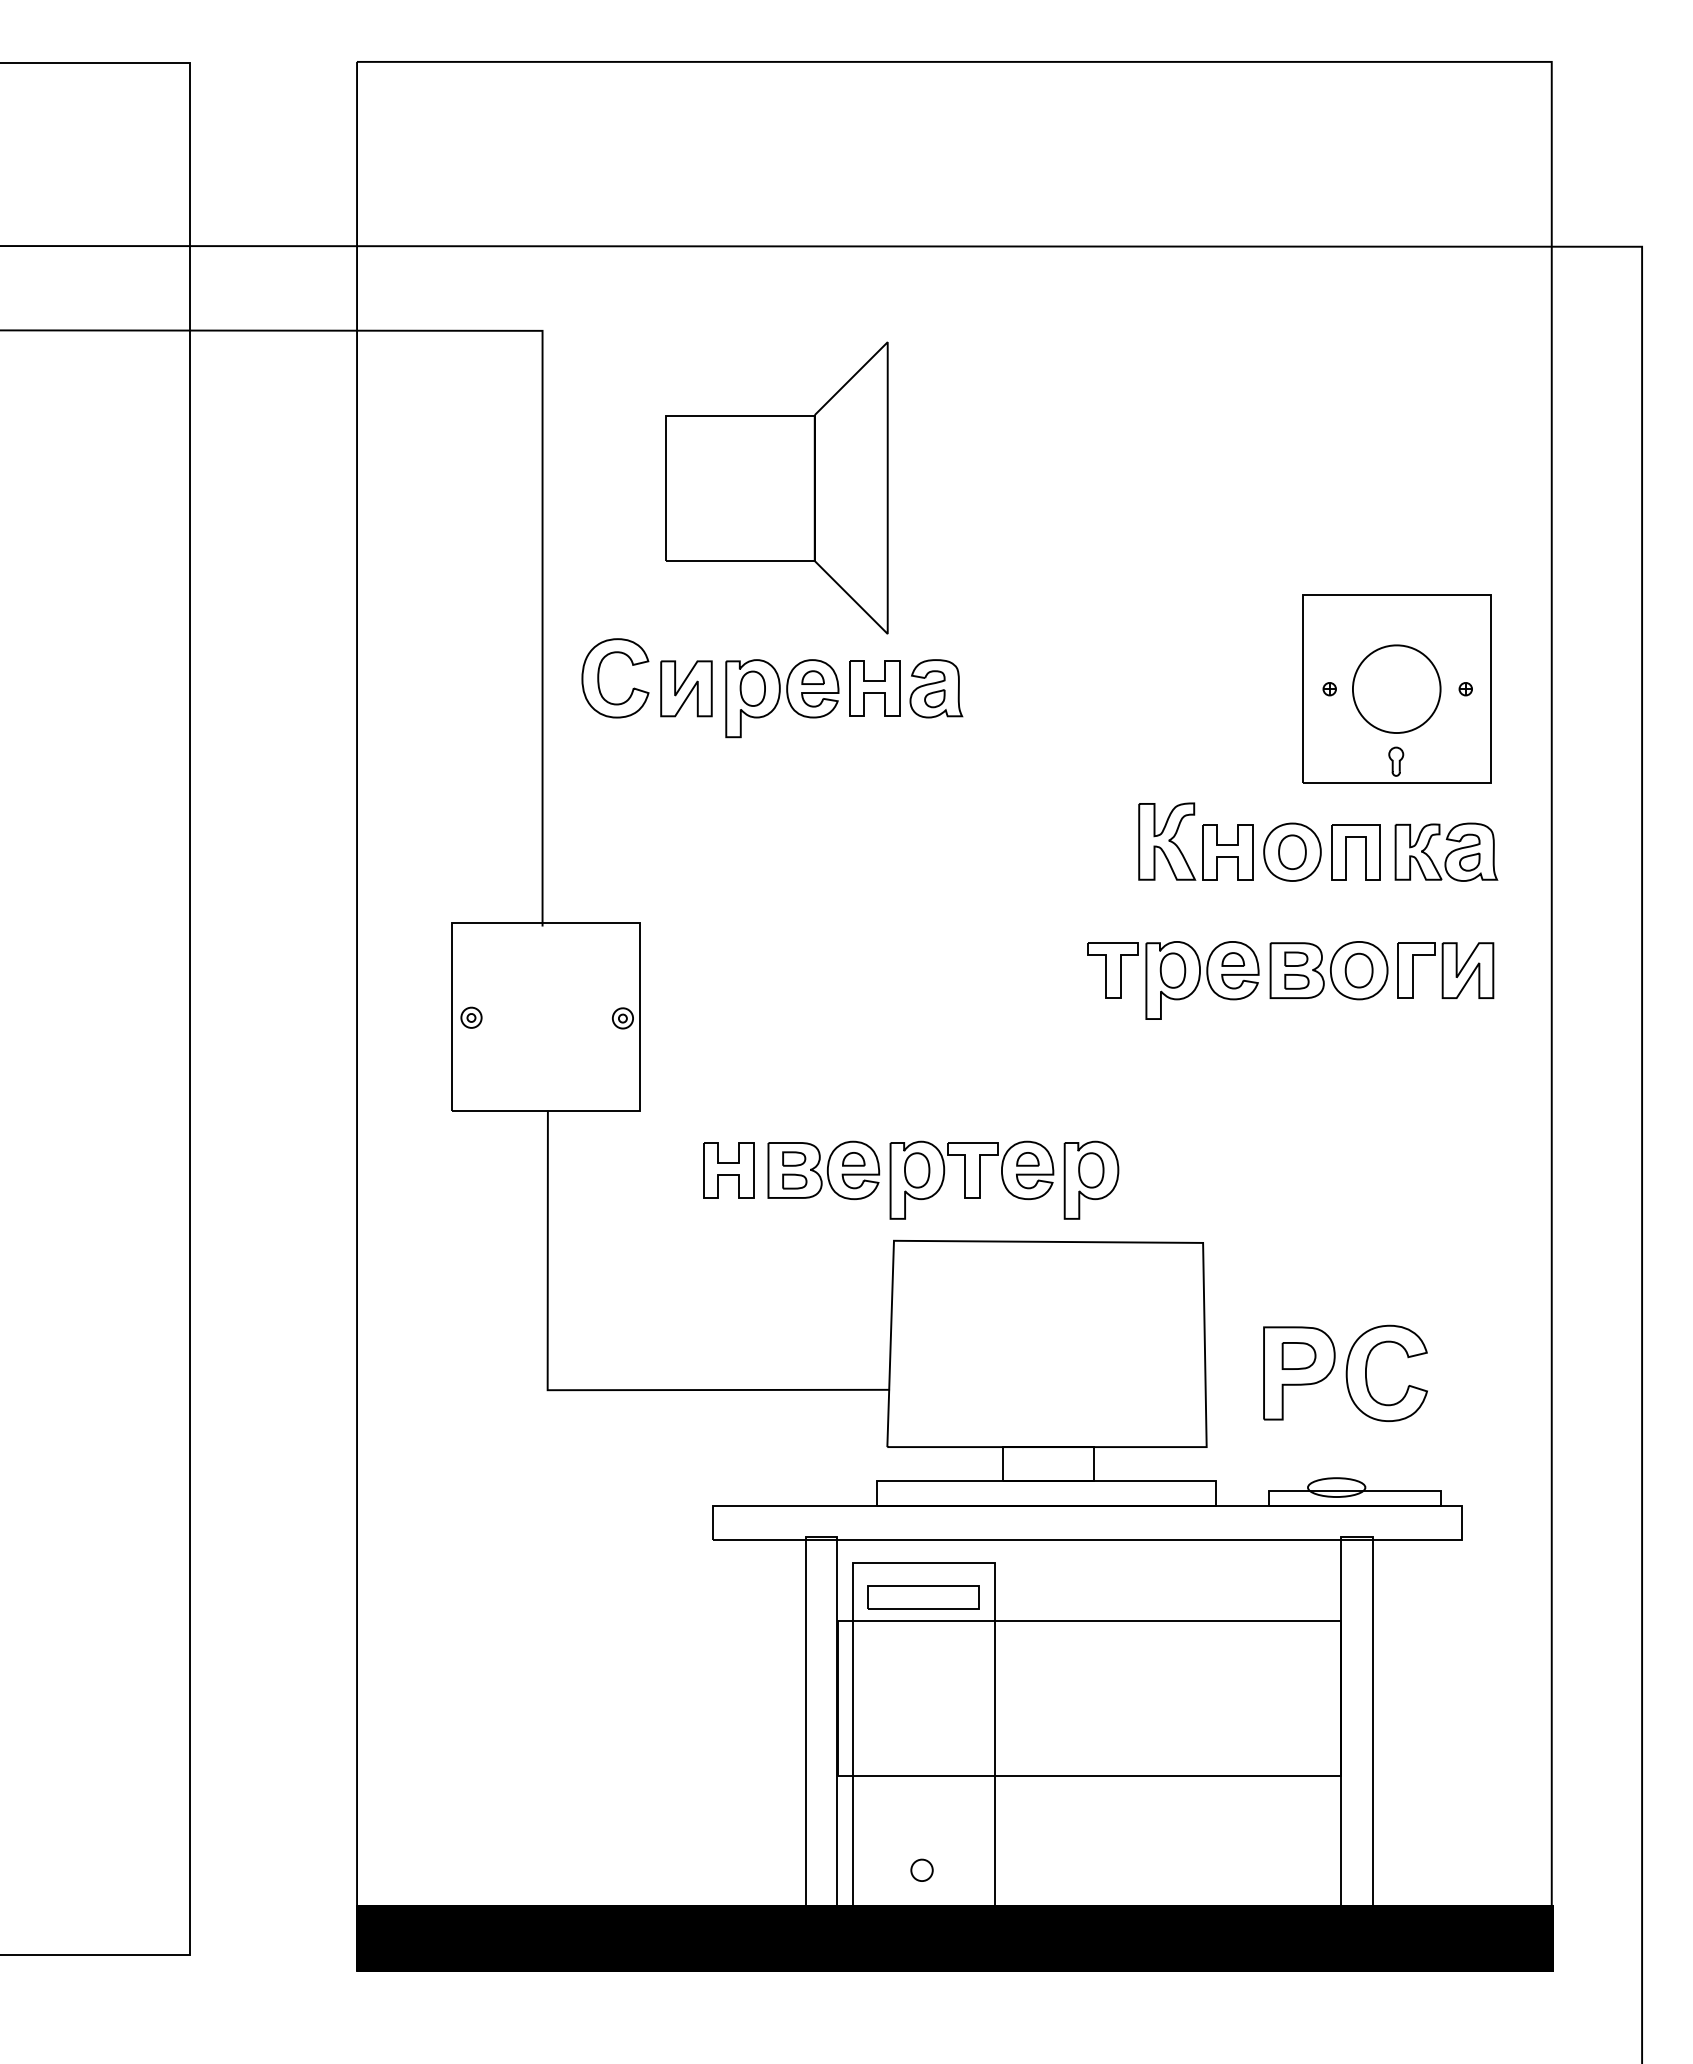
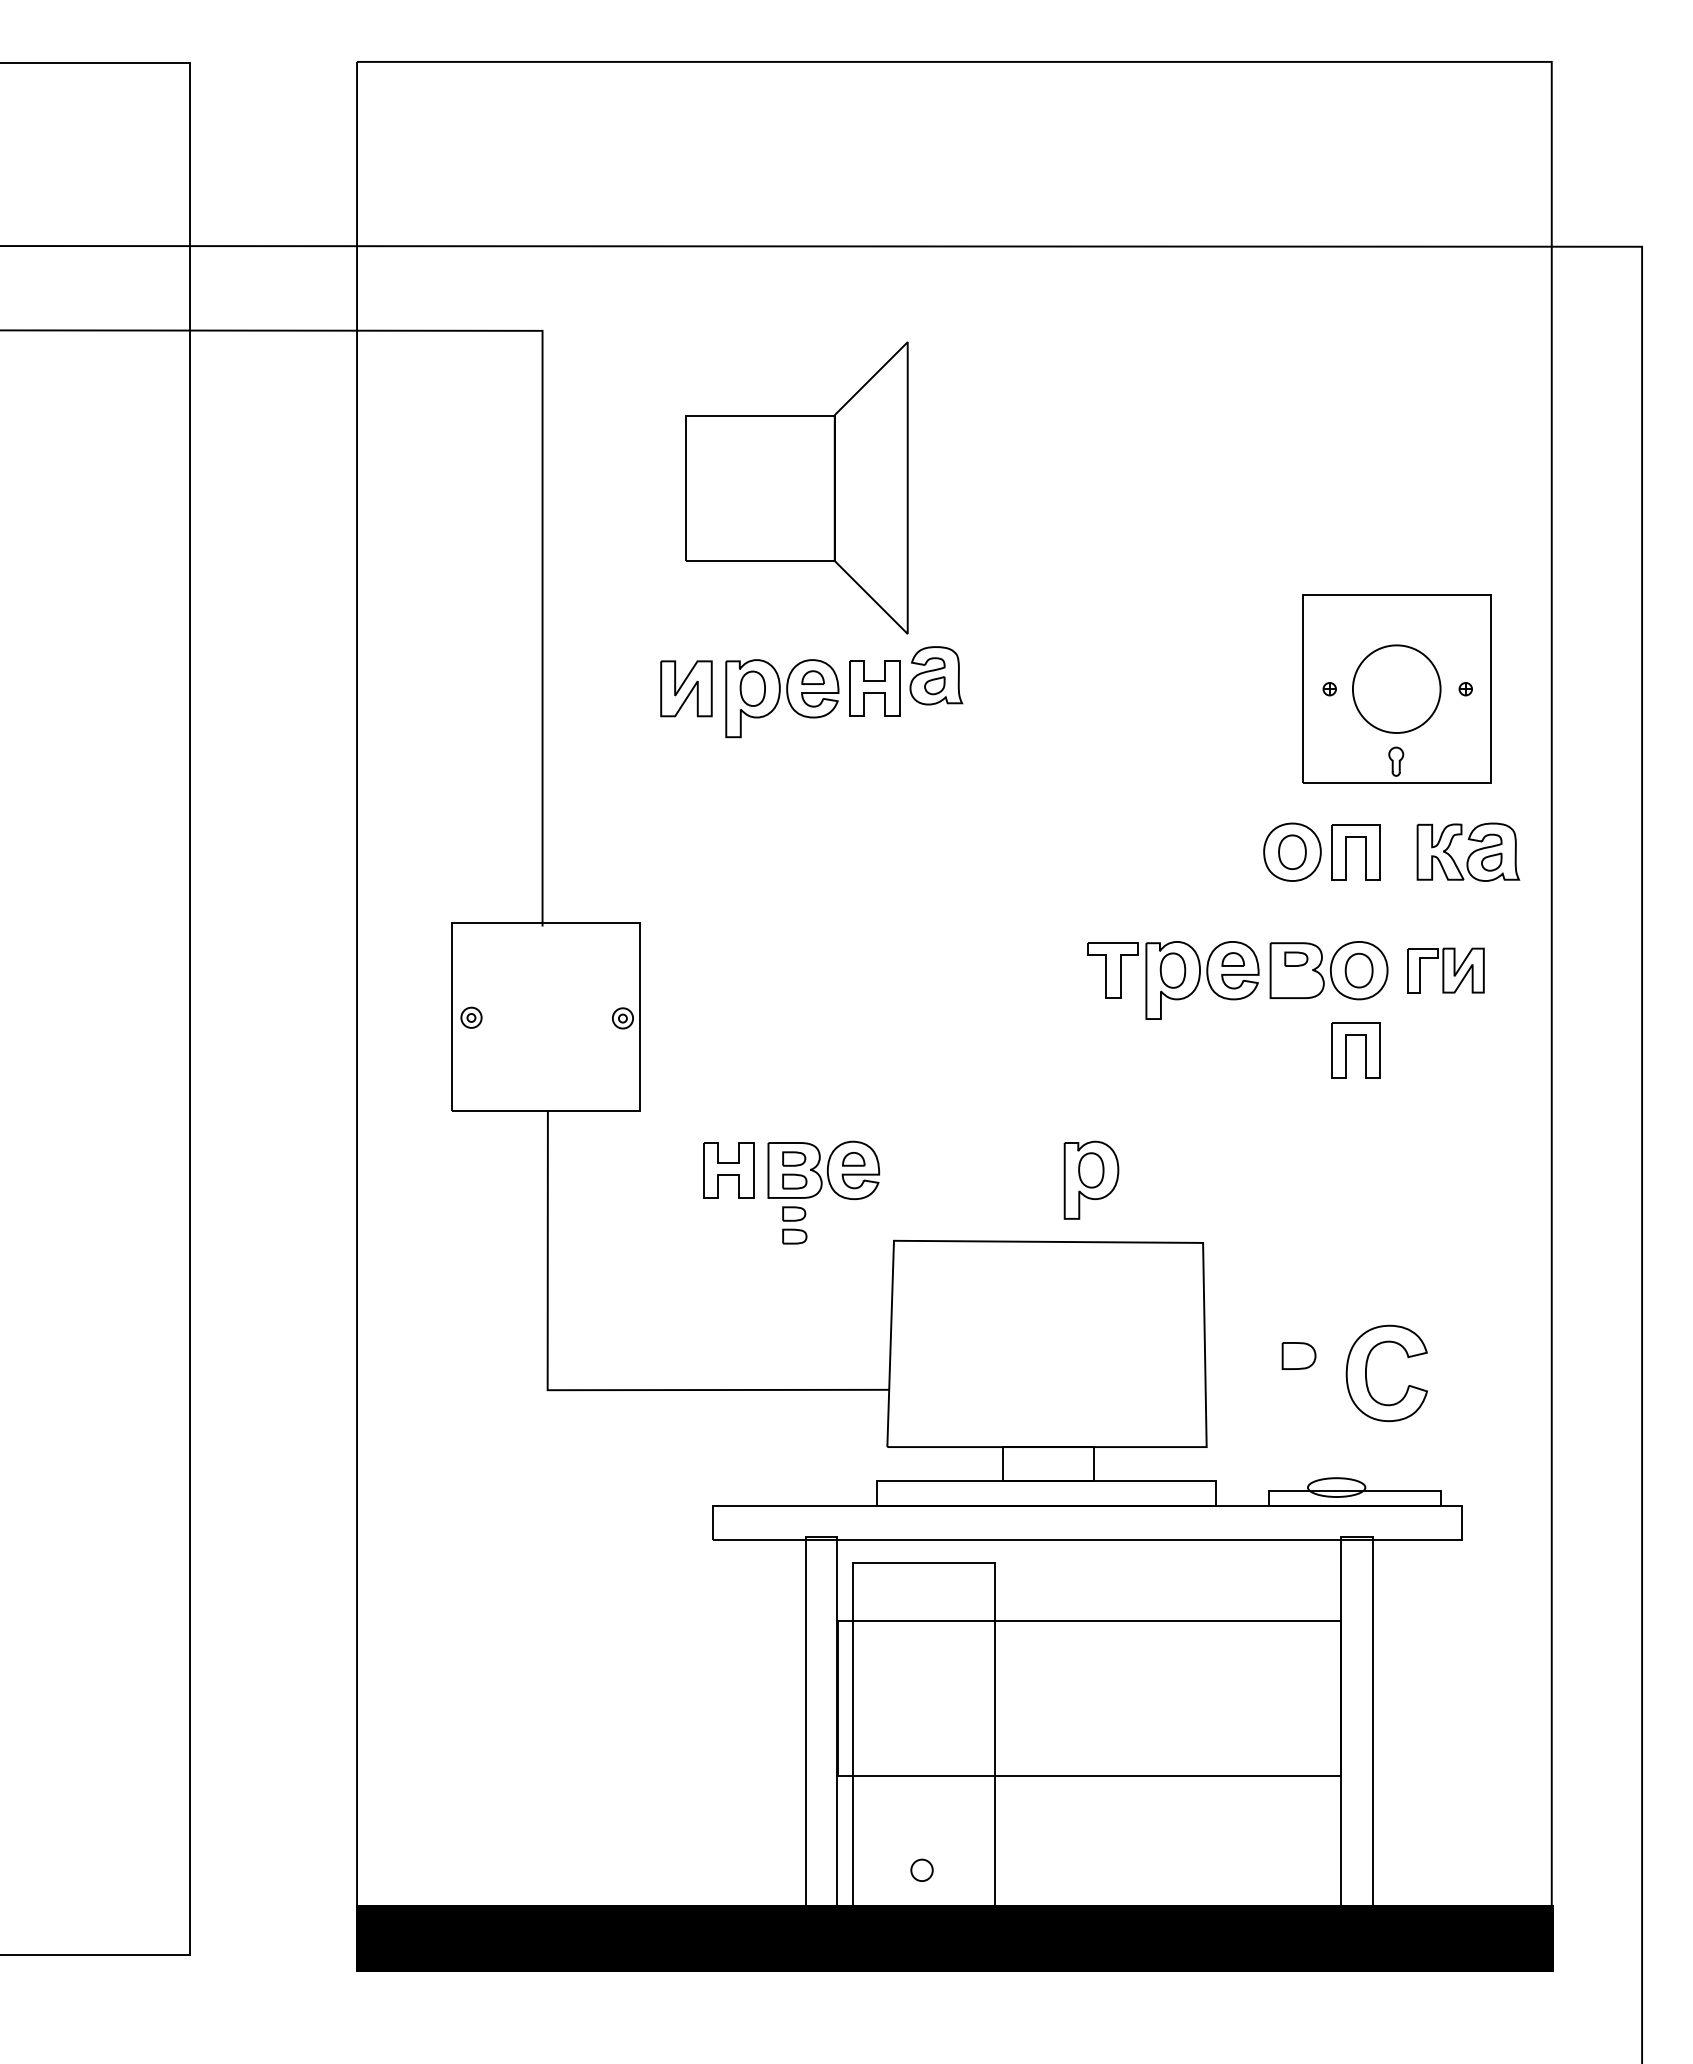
part position: (776, 487) -> (796, 487) (796, 487)
part: present -> none (599, 678)
part position: (936, 688) -> (936, 675) (936, 675)
part: present -> none (1202, 841)
part position: (1446, 851) -> (1468, 851) (1468, 851)
part size: 98x57 px -> 78x47 px (1445, 970)
part: present -> none (1296, 981)
part: none -> present (1346, 1050)
part: present -> none (971, 1179)
part: none -> present (794, 1225)
part: present -> none (1299, 1373)
part: present -> none (923, 1597)
